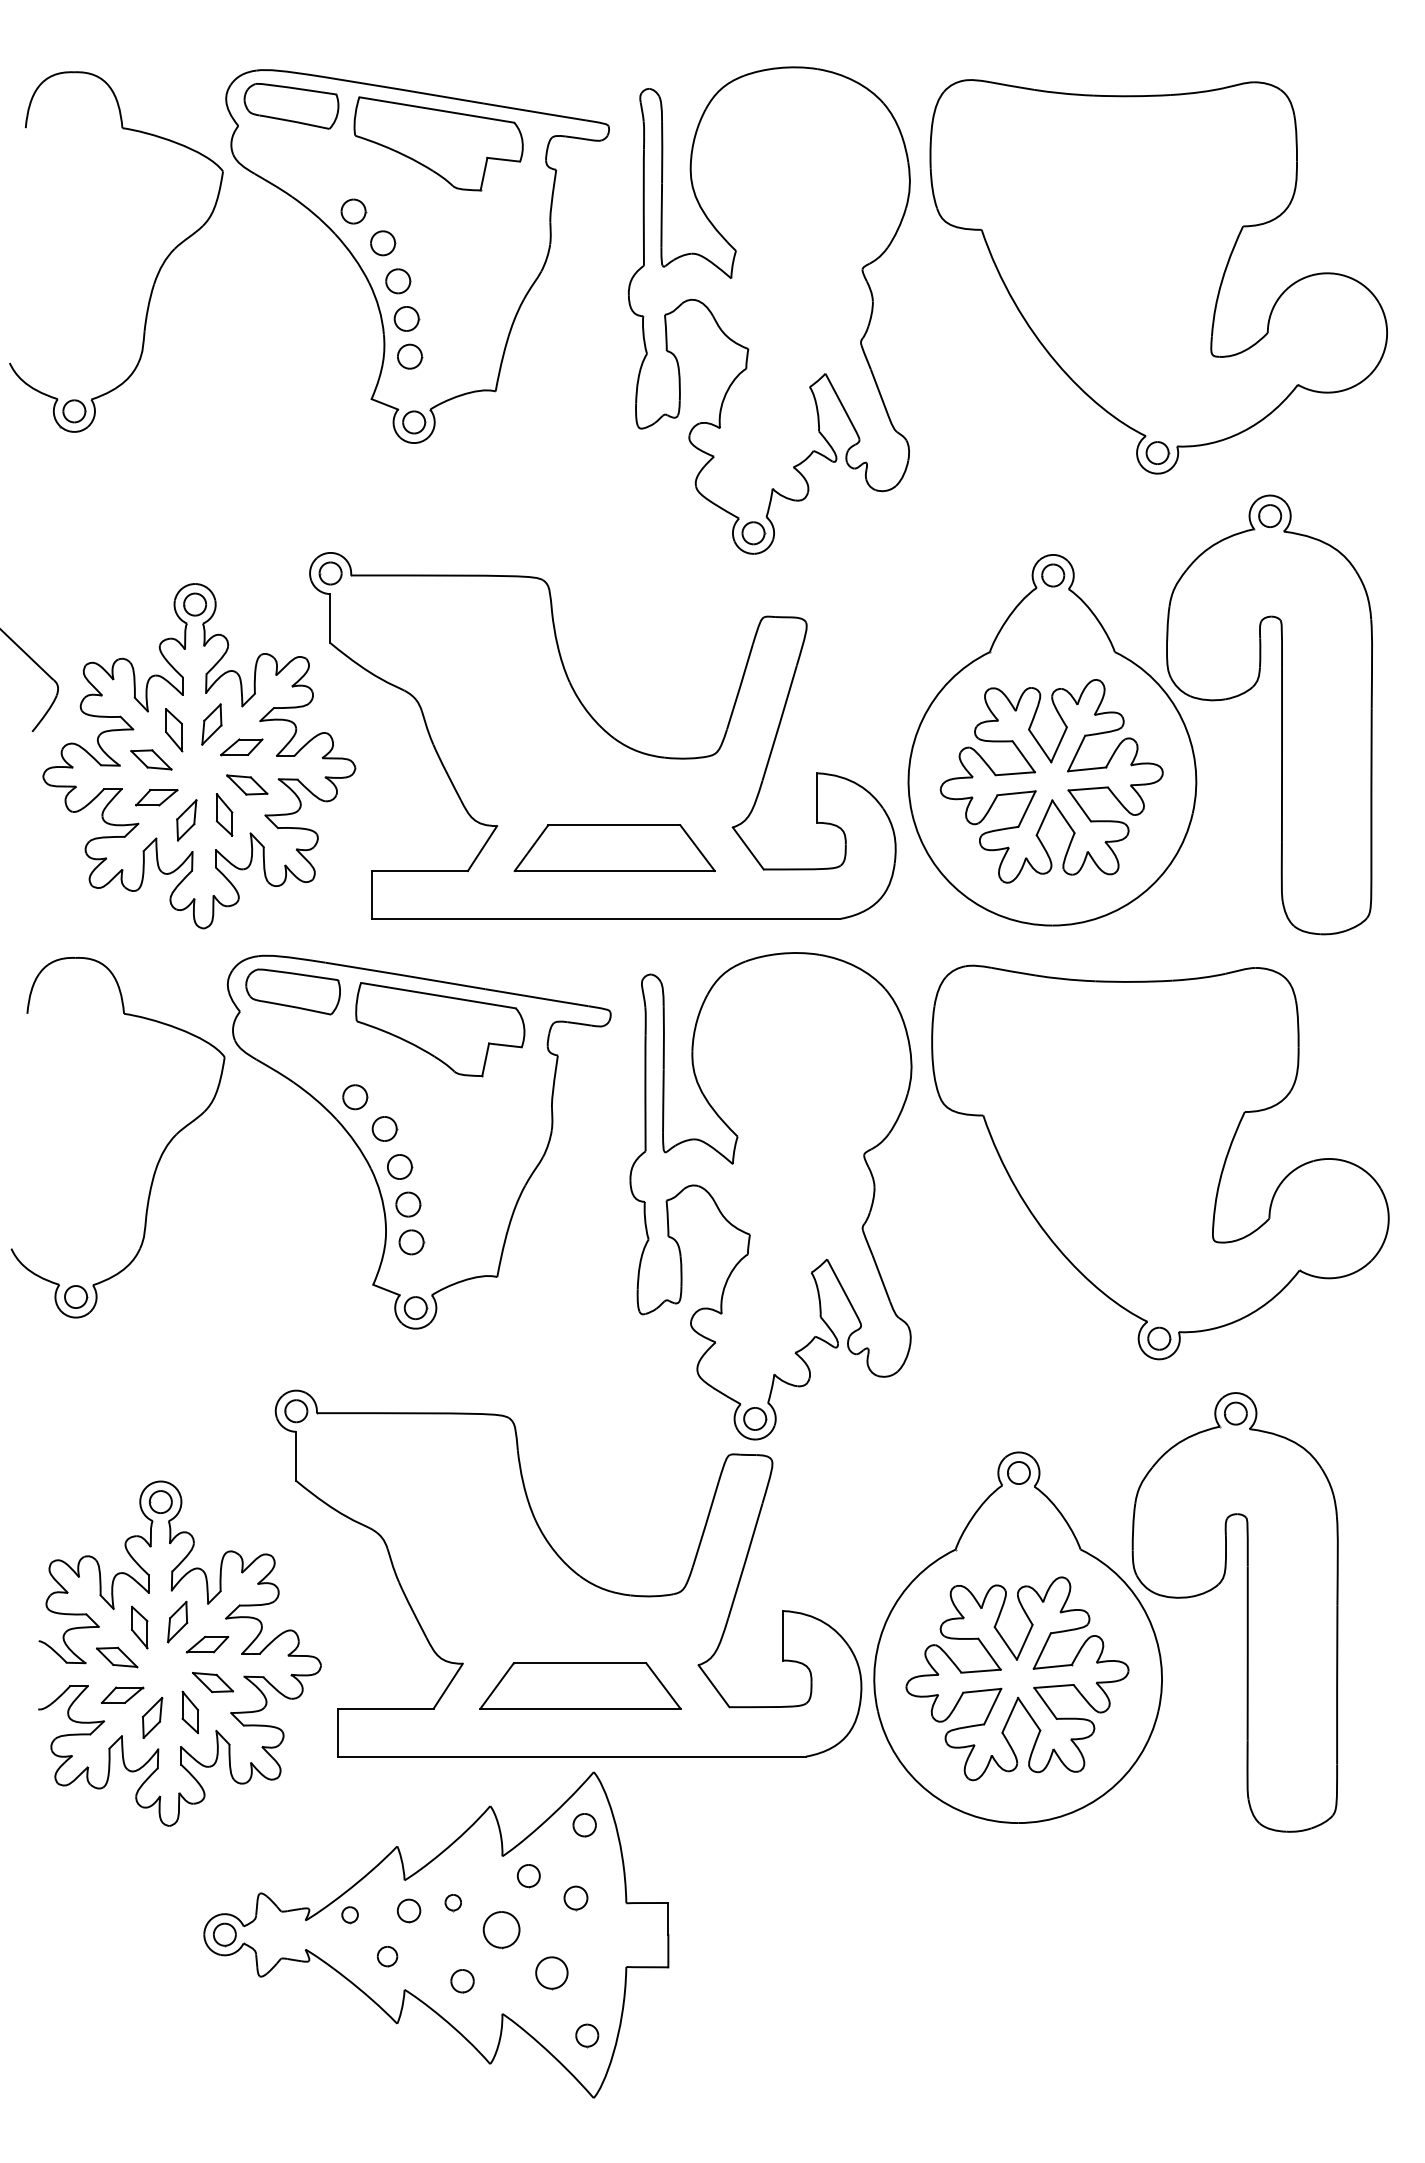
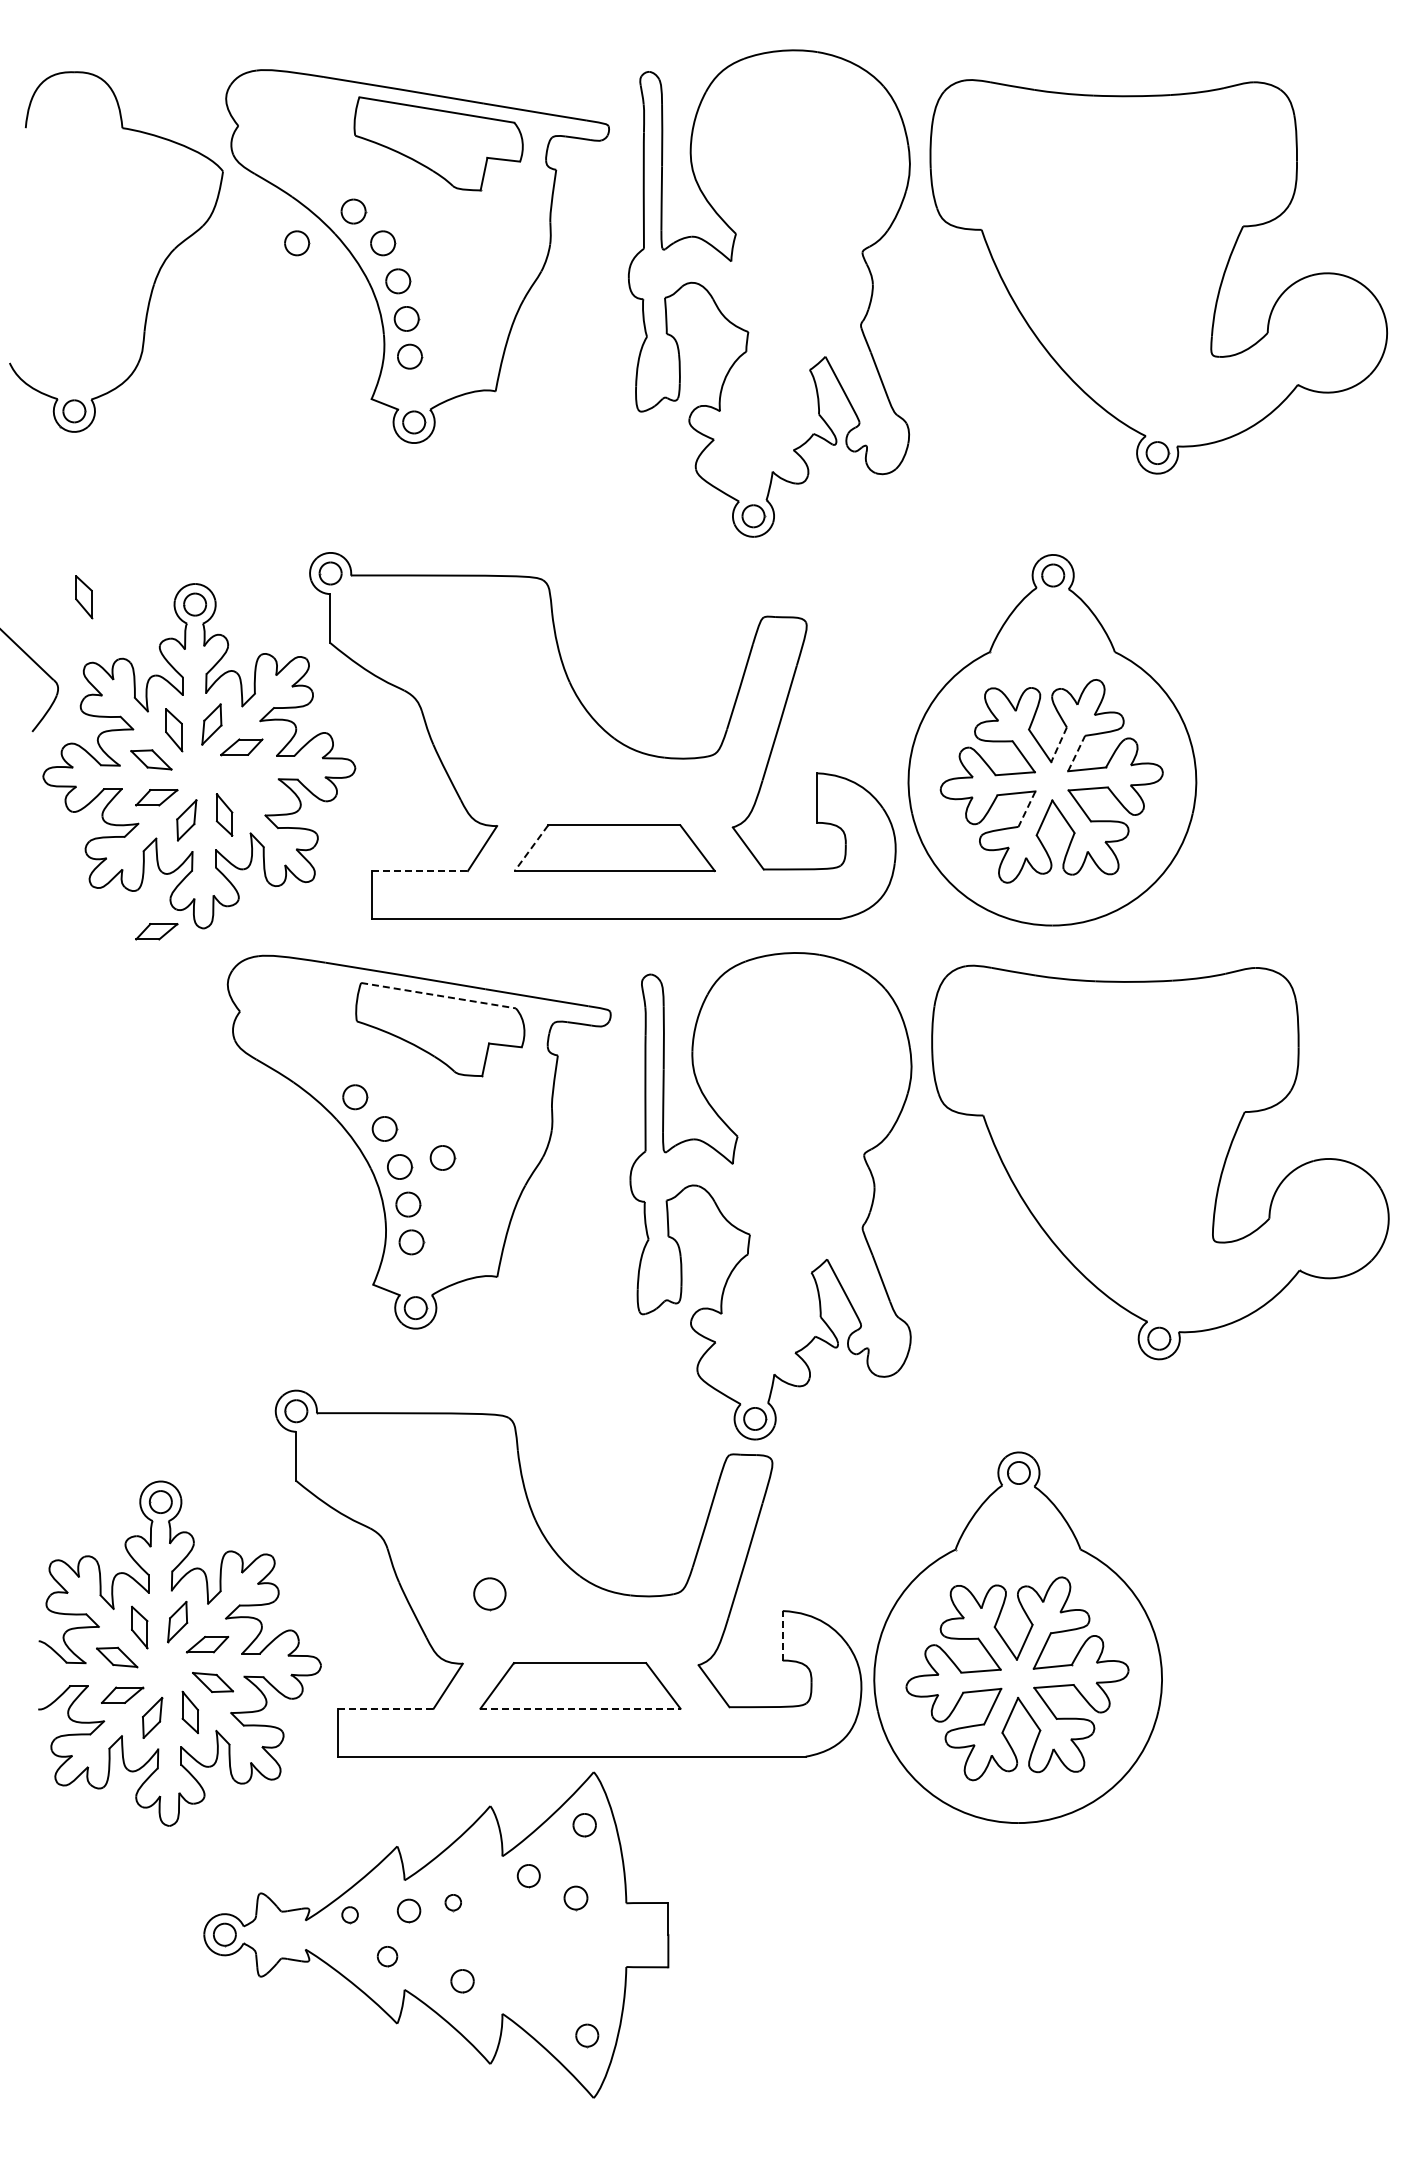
part: present -> none (291, 106)
part: none -> present (297, 243)
part position: (769, 310) -> (769, 293) (769, 293)
part: none -> present (84, 597)
part: present -> none (1281, 714)
line: solid -> dashed (1058, 745)
line: solid -> dashed (1076, 753)
part: present -> none (247, 784)
line: solid -> dashed (1026, 809)
line: solid -> dashed (531, 848)
line: solid -> dashed (419, 871)
part: none -> present (156, 931)
part: present -> none (292, 991)
line: solid -> dashed (439, 995)
part: present -> none (159, 1157)
part: none -> present (442, 1157)
part: present -> none (1246, 1612)
line: solid -> dashed (782, 1635)
line: solid -> dashed (385, 1708)
line: solid -> dashed (581, 1708)
part: present -> none (501, 1930)
part position: (551, 1973) -> (489, 1594) (489, 1594)
